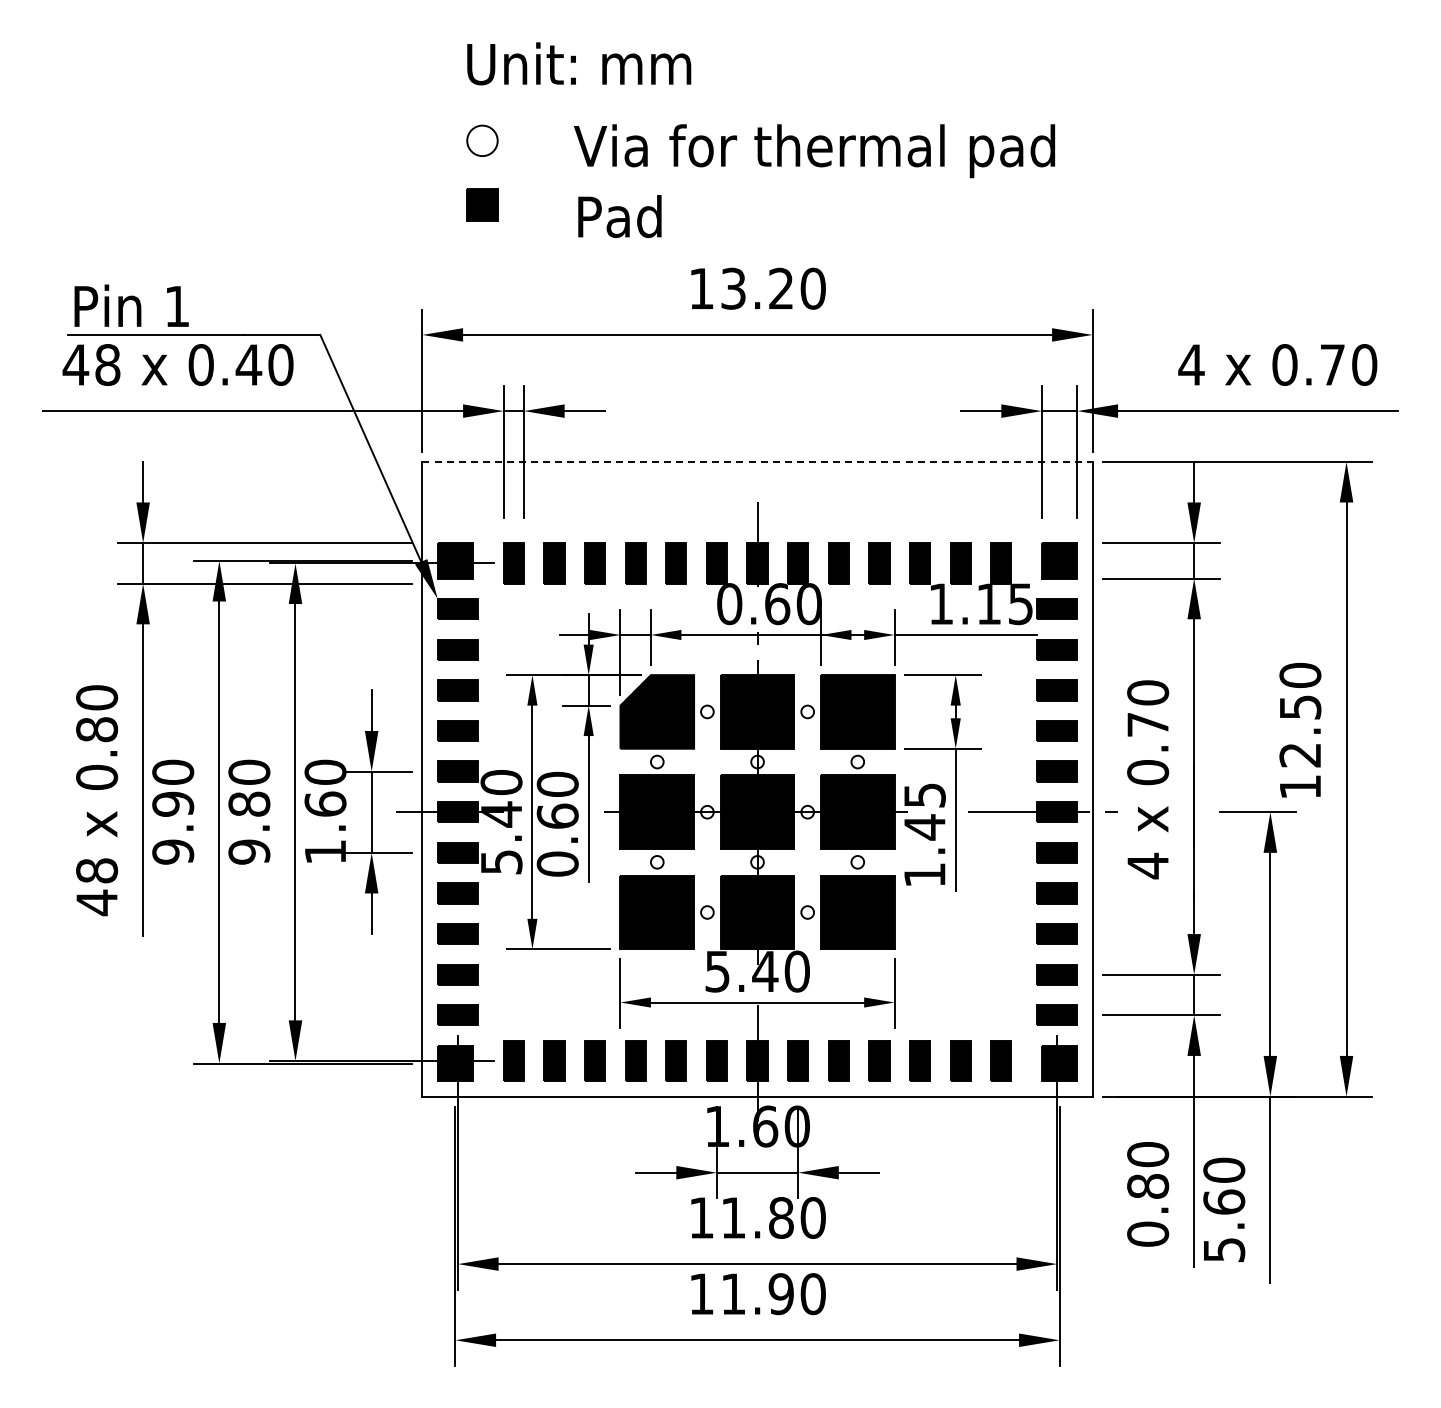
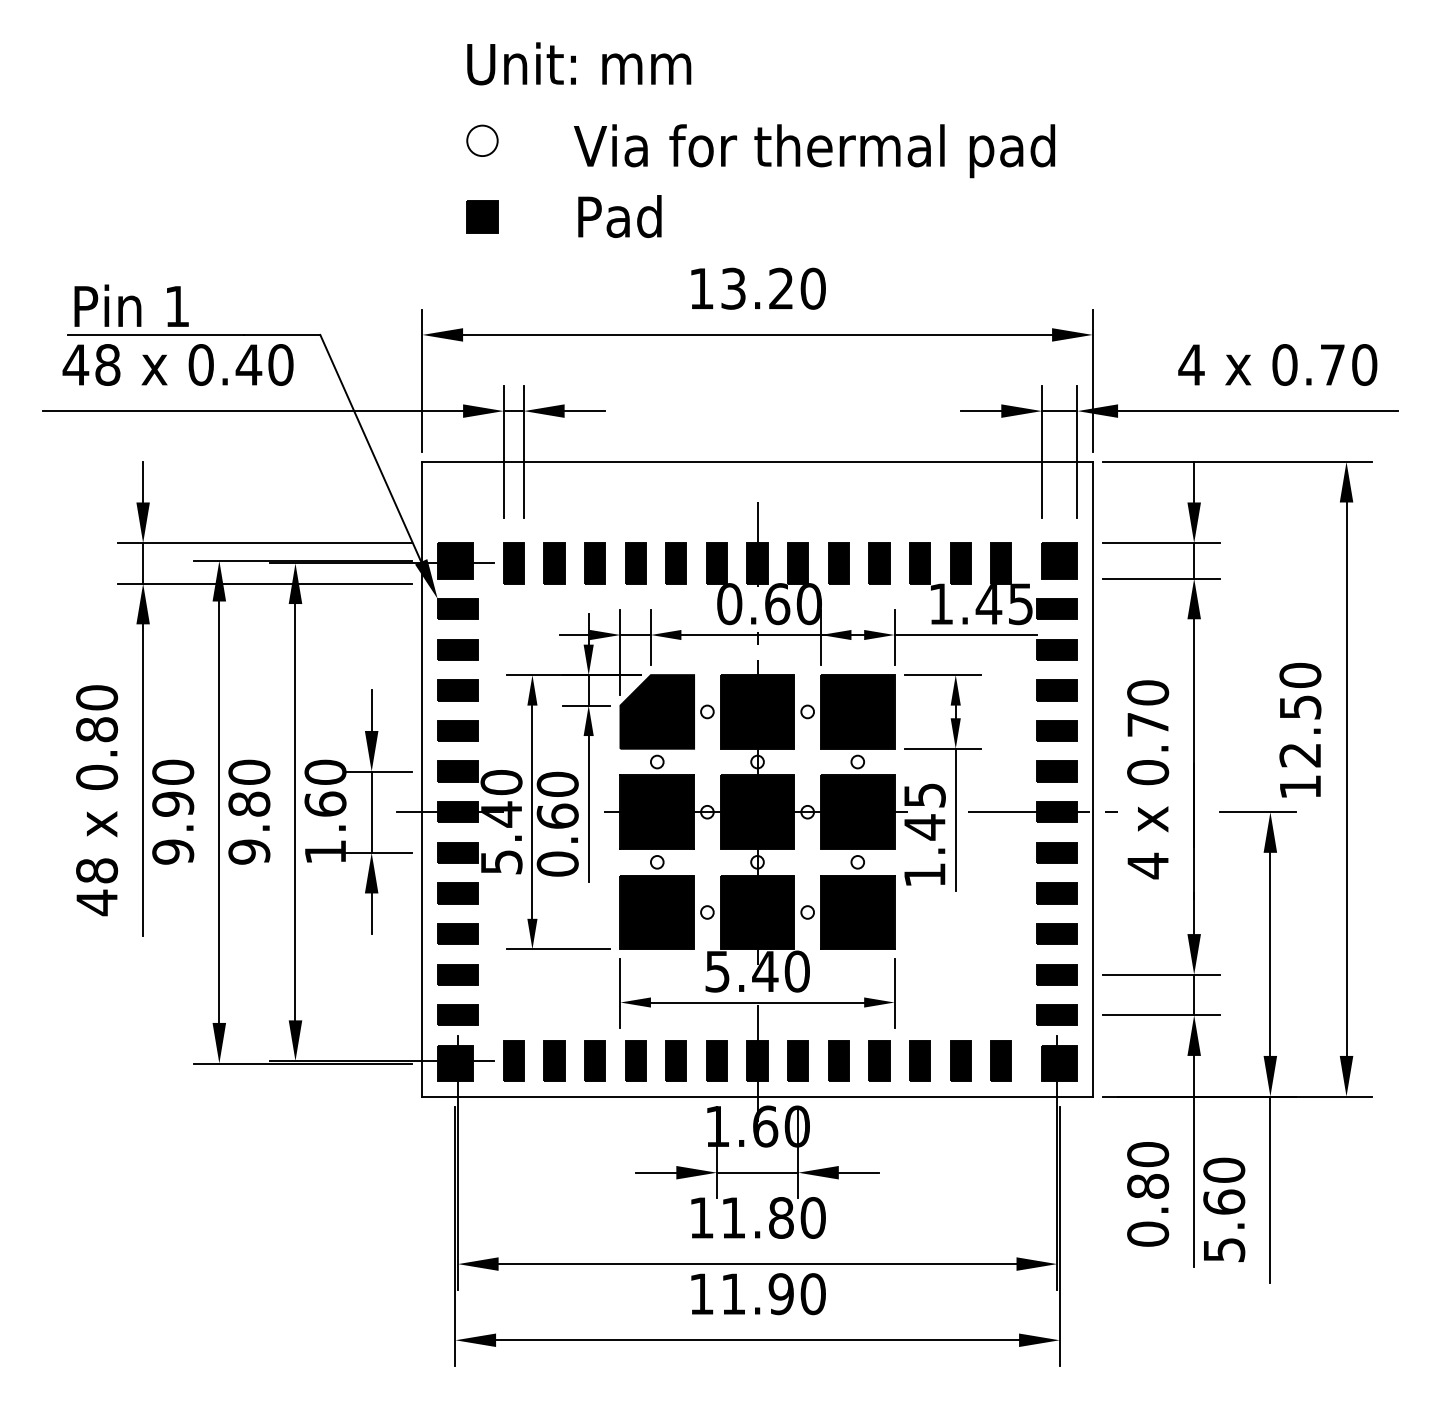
part position: (482, 204) -> (482, 216) (482, 216)
line: dashed -> solid (758, 461)
text: 1.15 -> 1.45 (988, 603)
